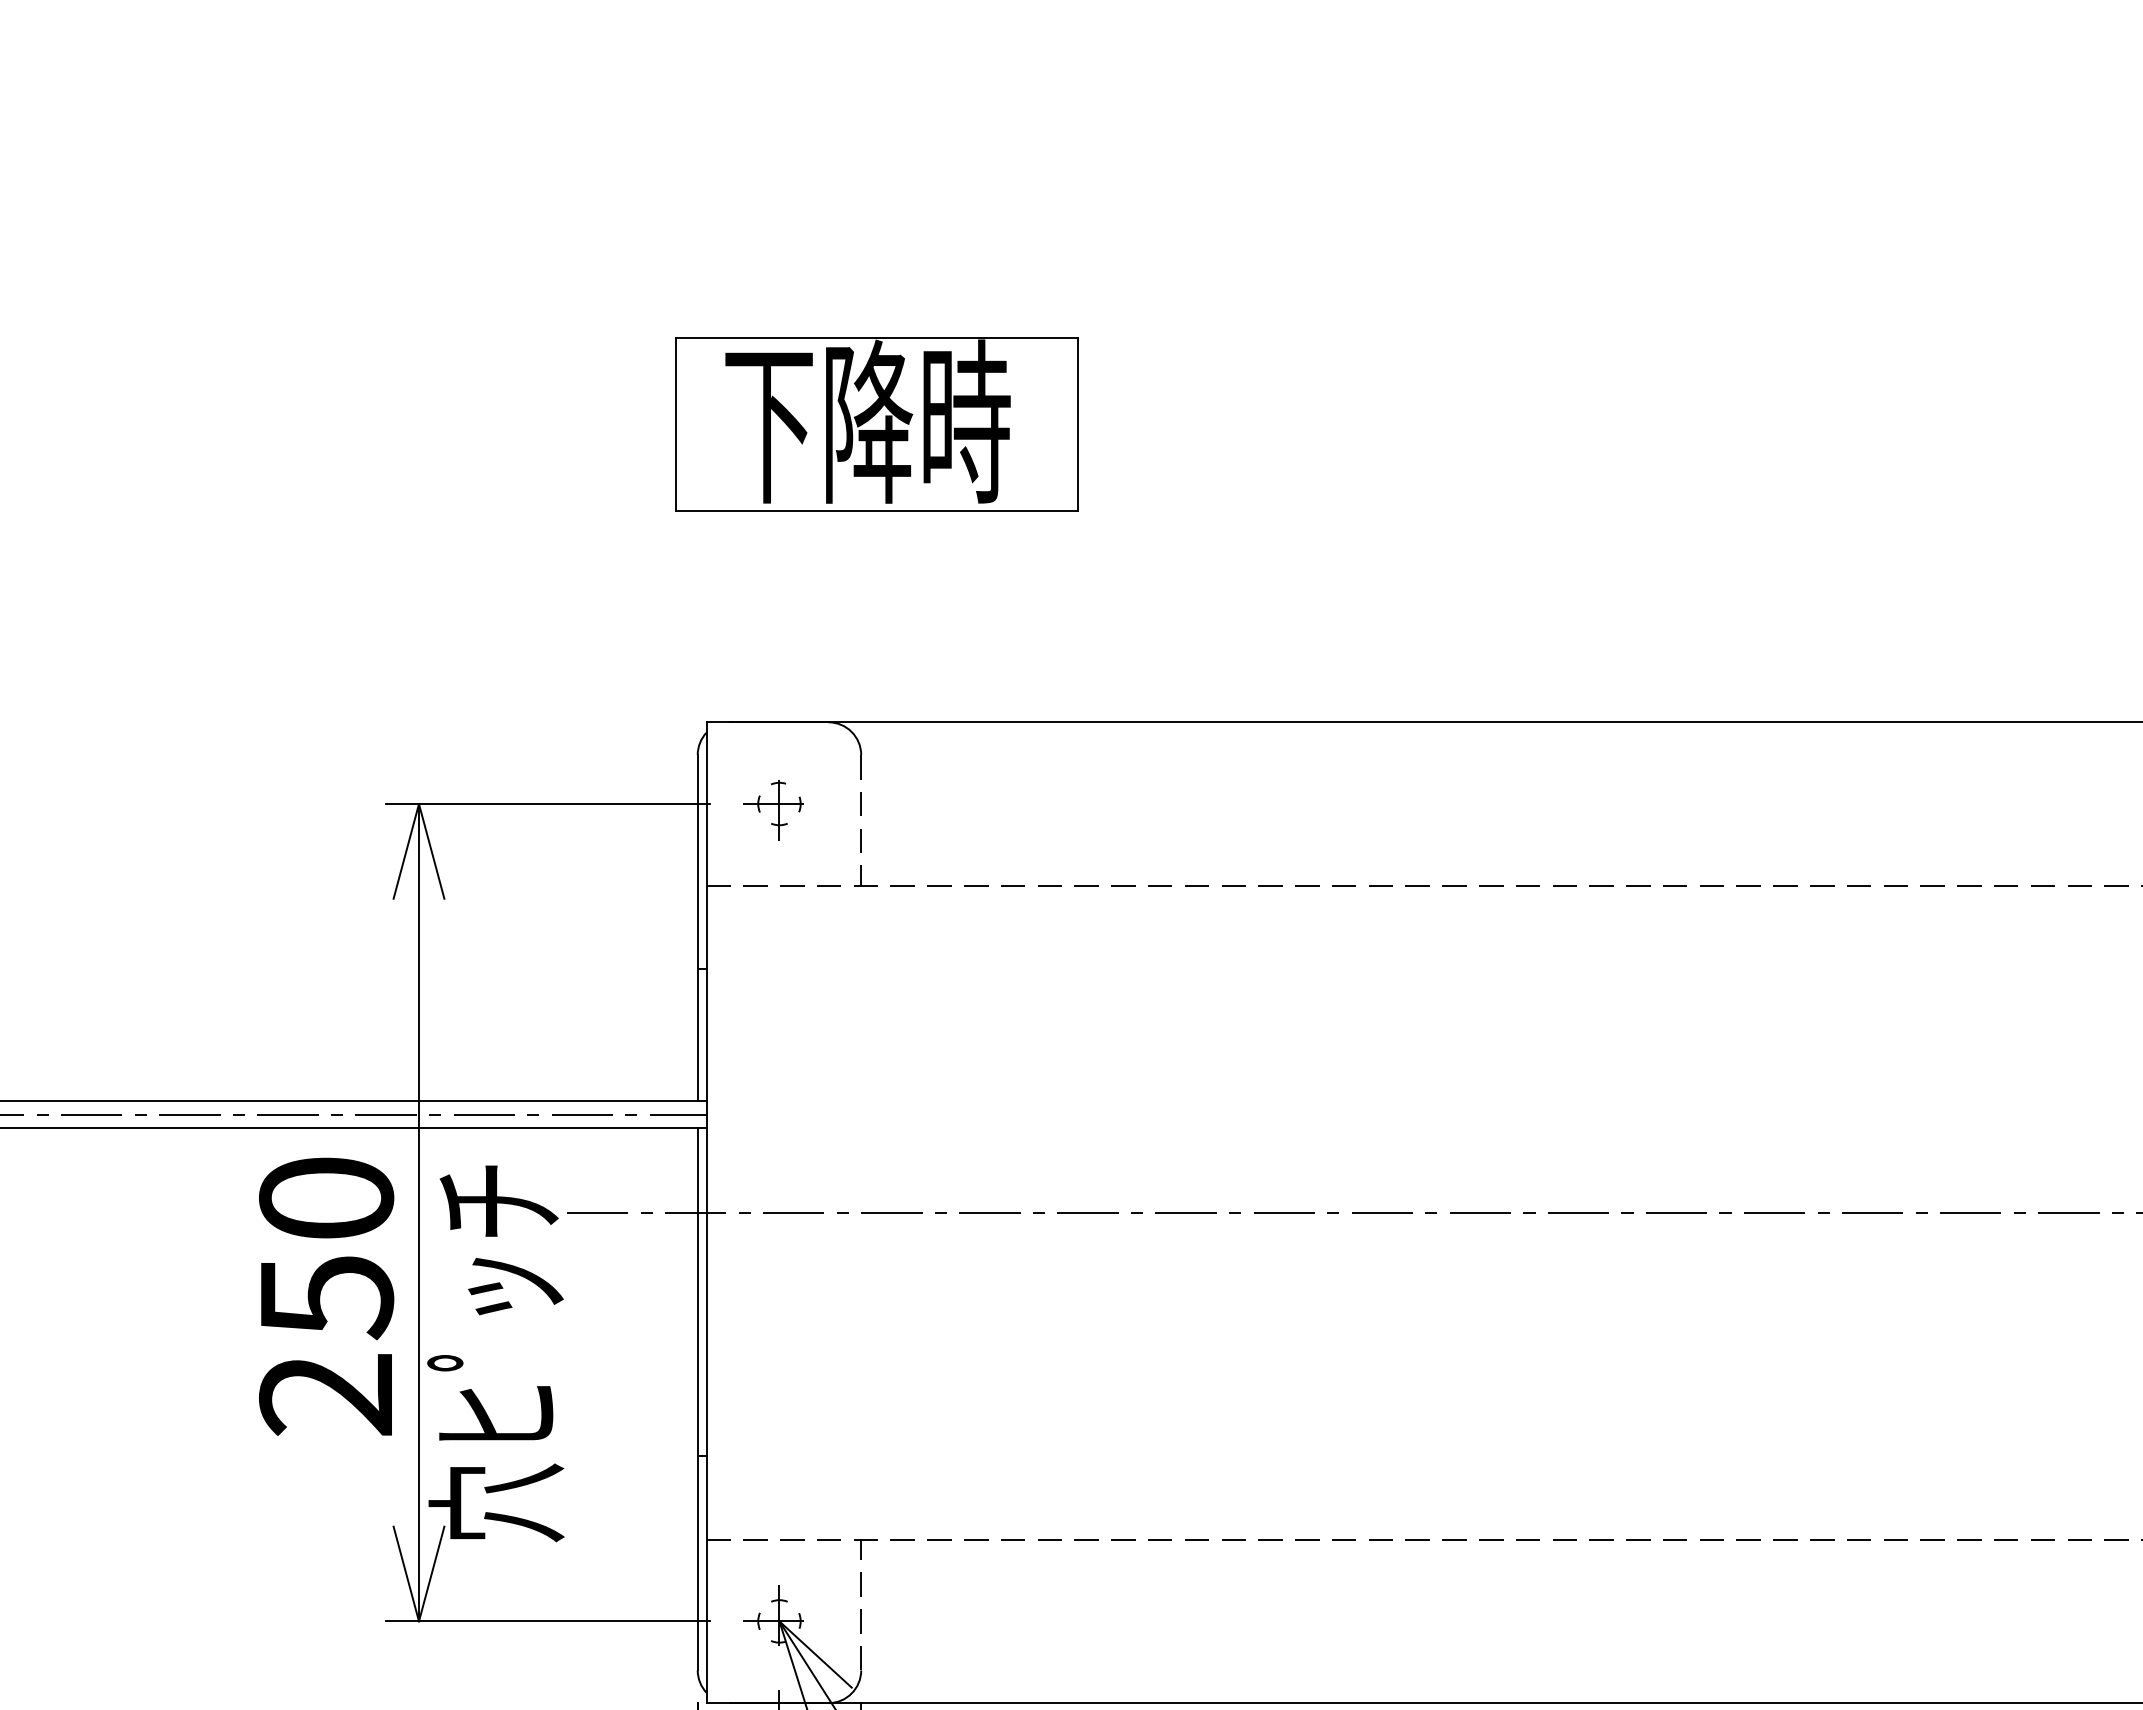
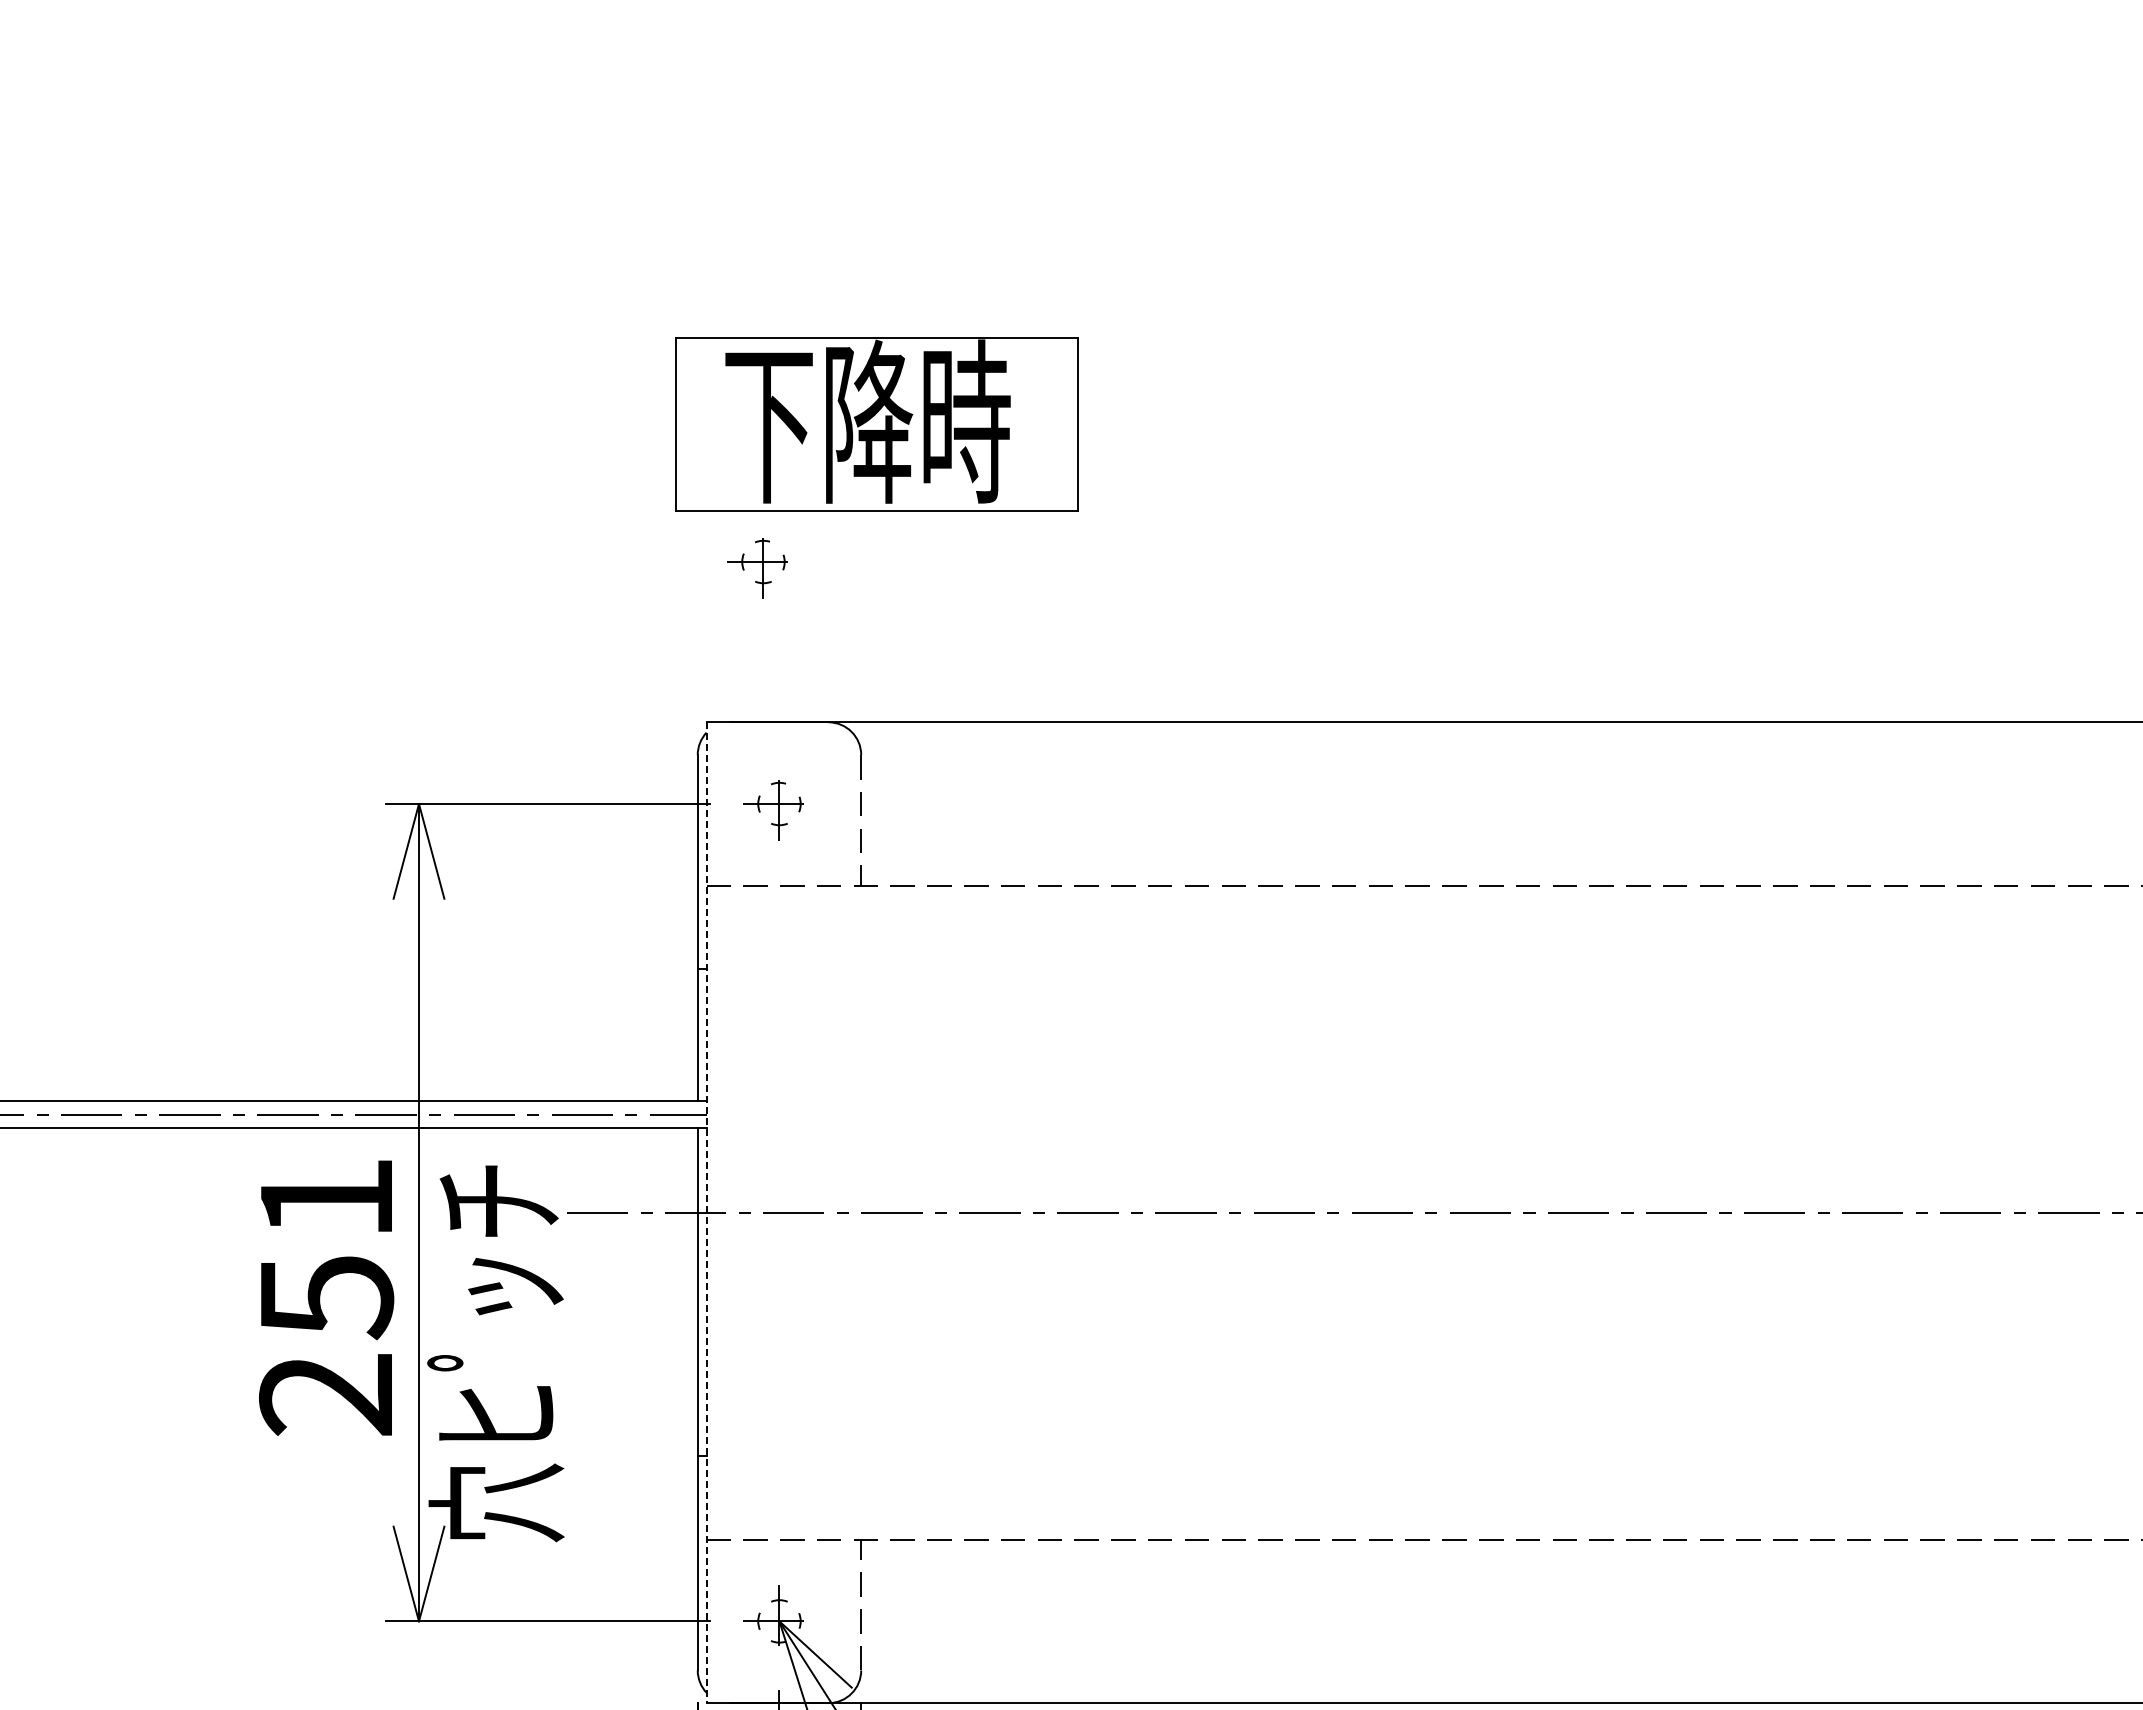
part: none -> present (757, 568)
text: 250 -> 251 (326, 1197)
line: solid -> dashed (706, 1213)
